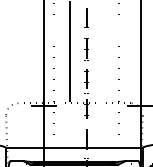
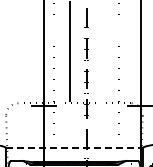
line: solid -> dashed (74, 147)
